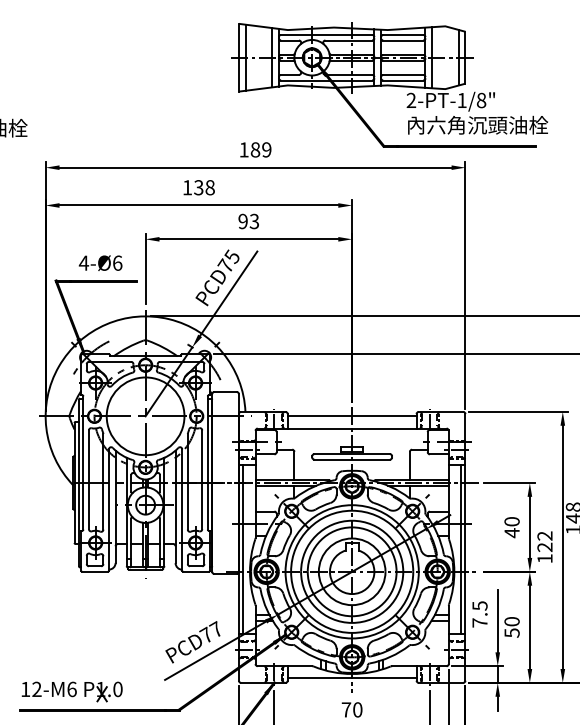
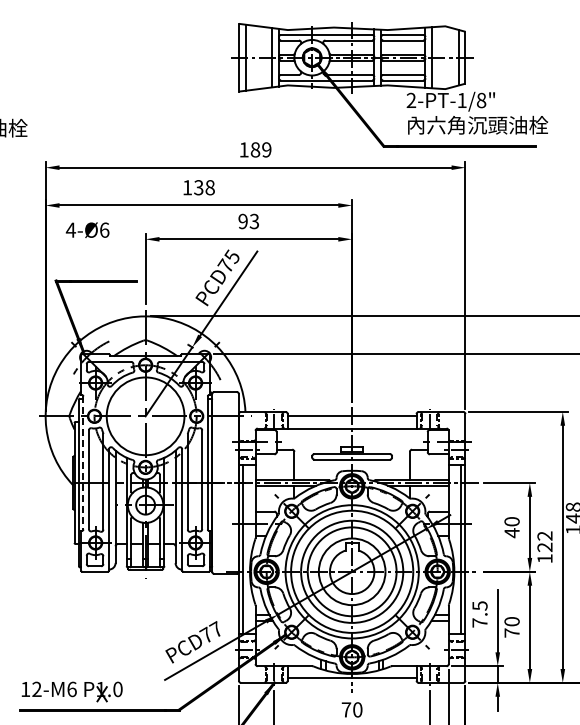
text position: (100, 262) -> (87, 229) (87, 229)
line: solid -> dashed (83, 462)
text: 50 -> 70 (511, 632)
